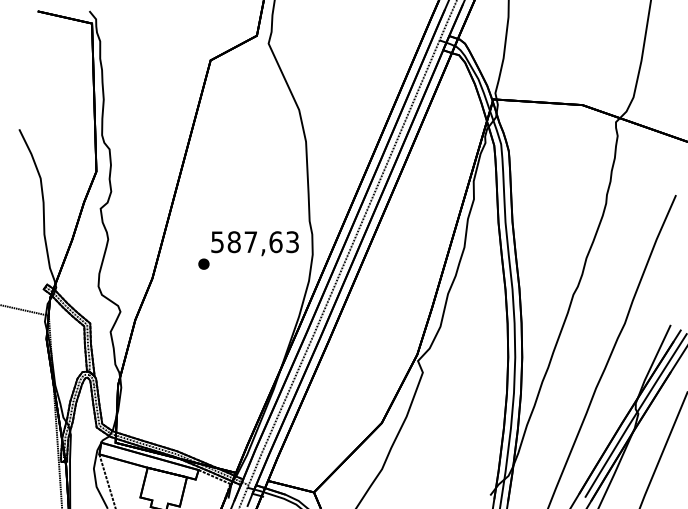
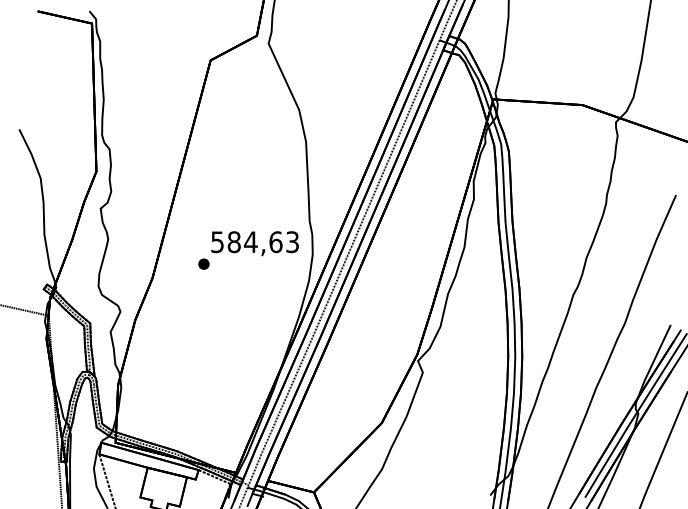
text: 587,63 -> 584,63 (250, 241)
